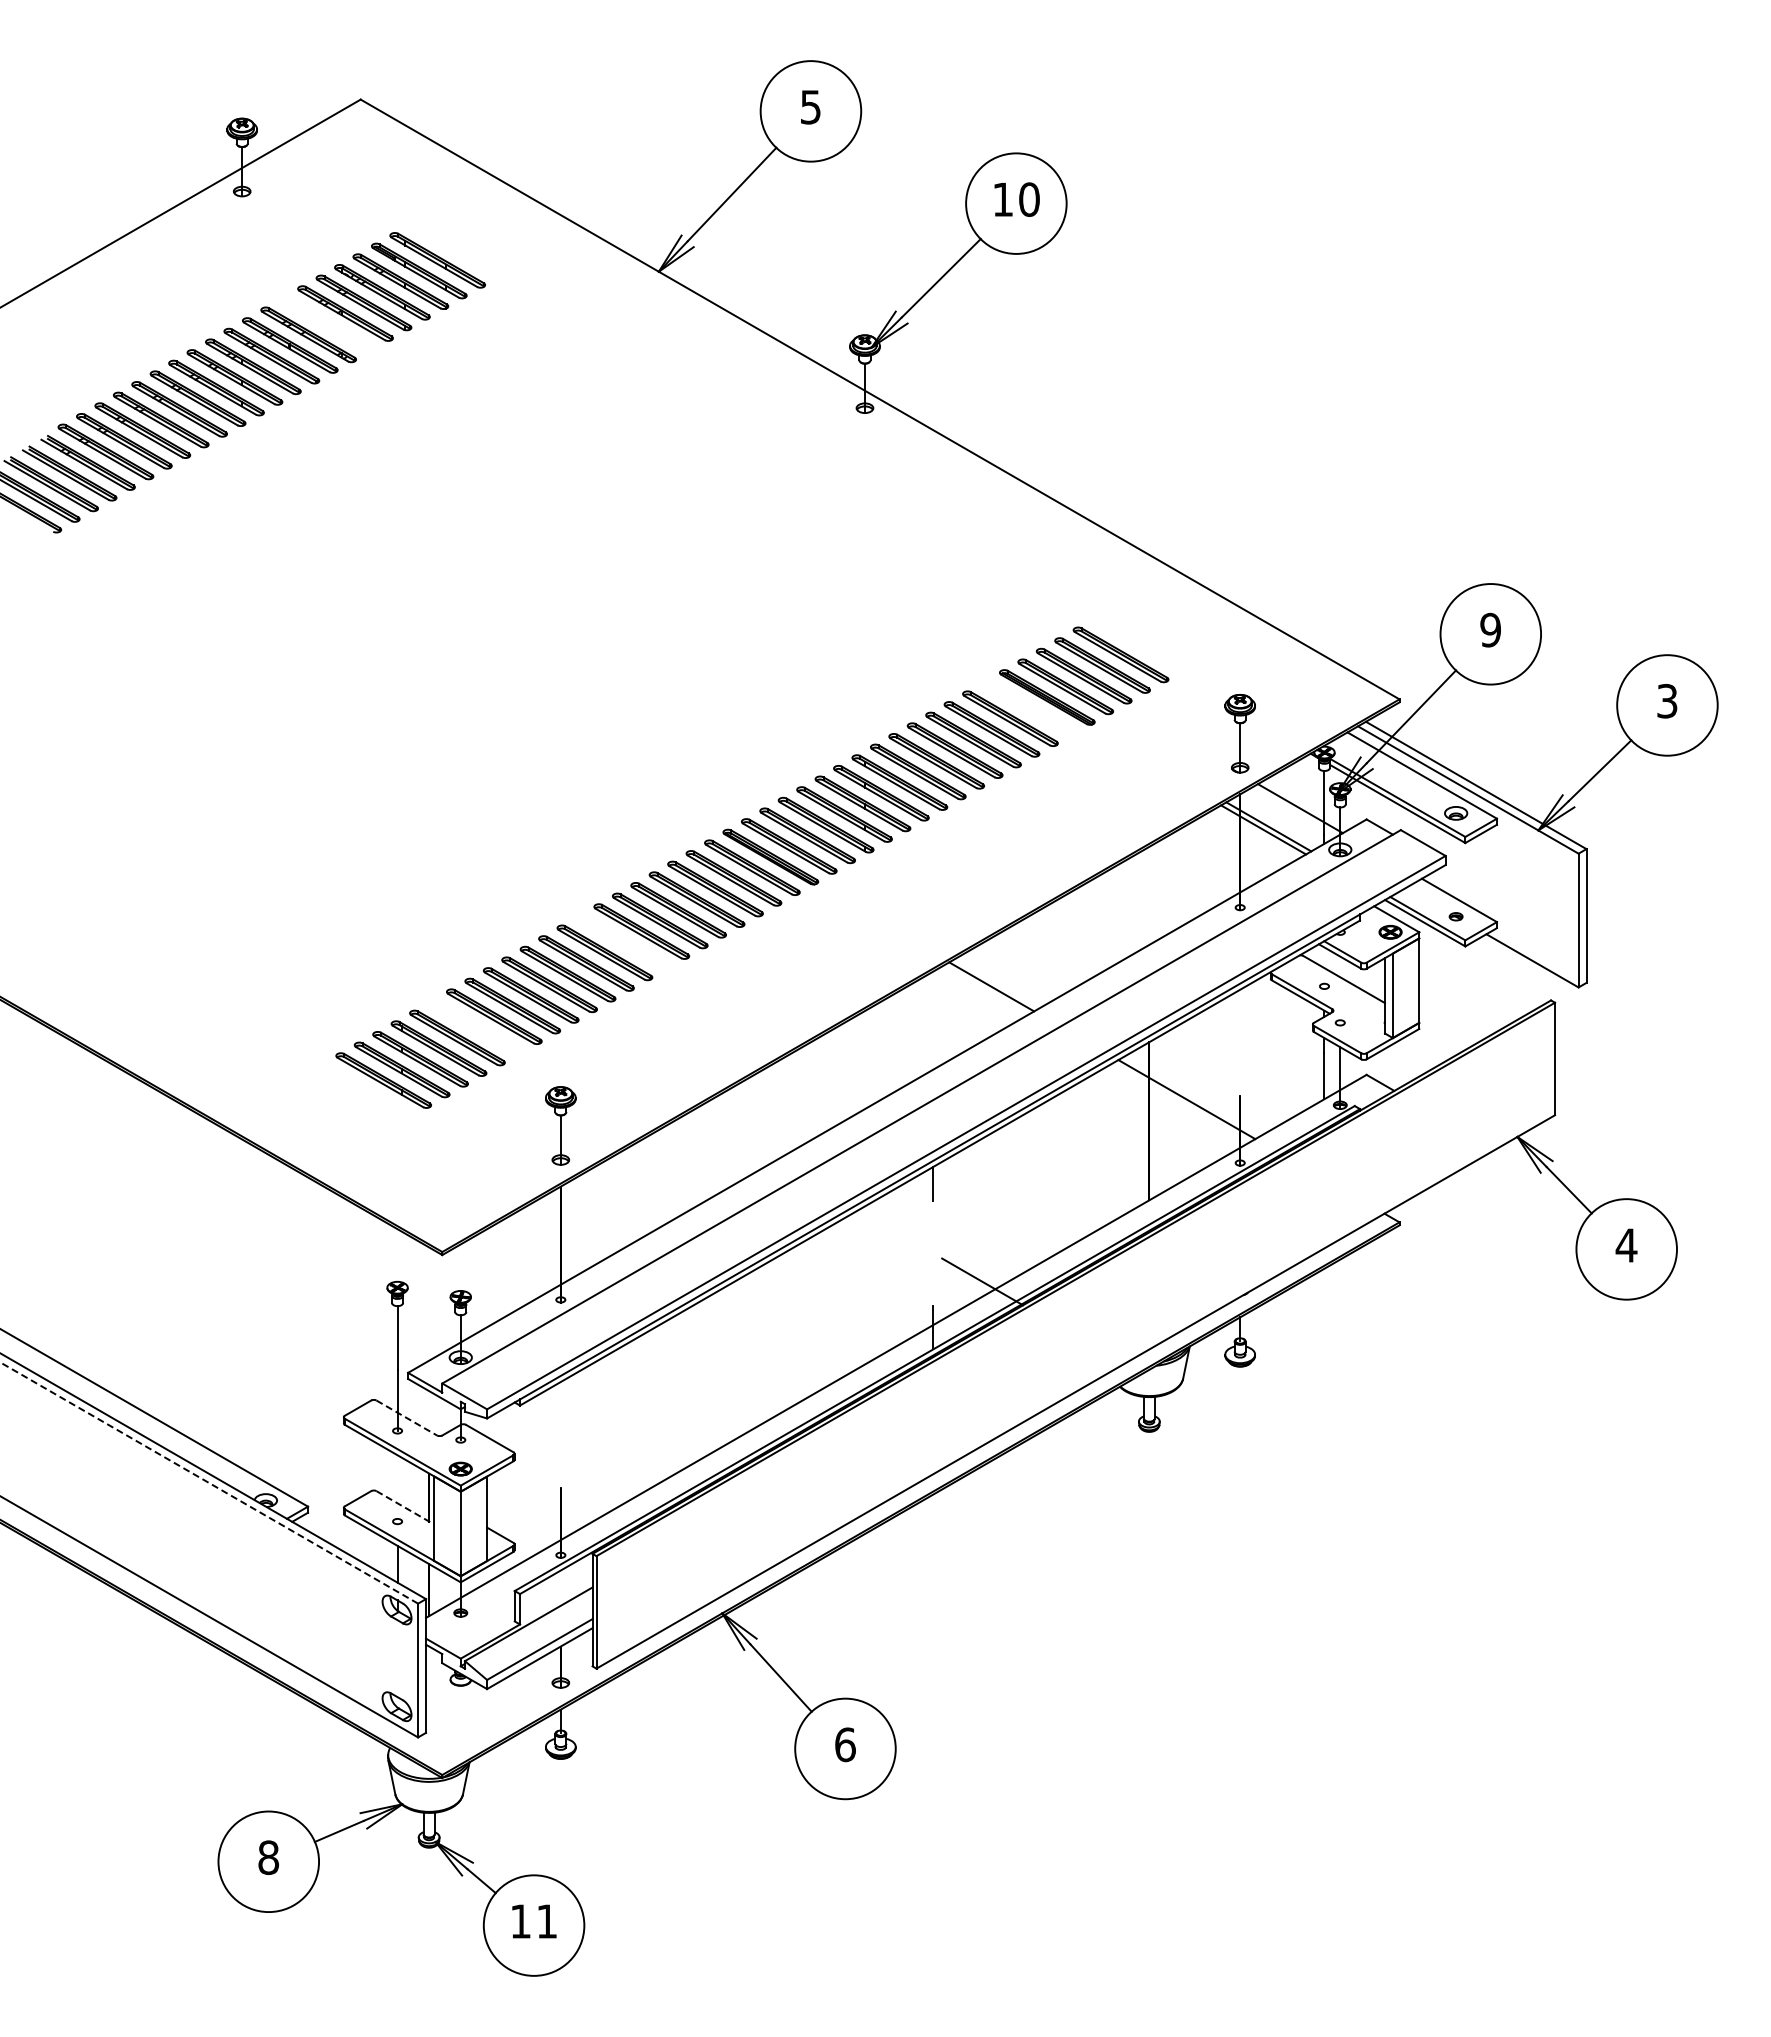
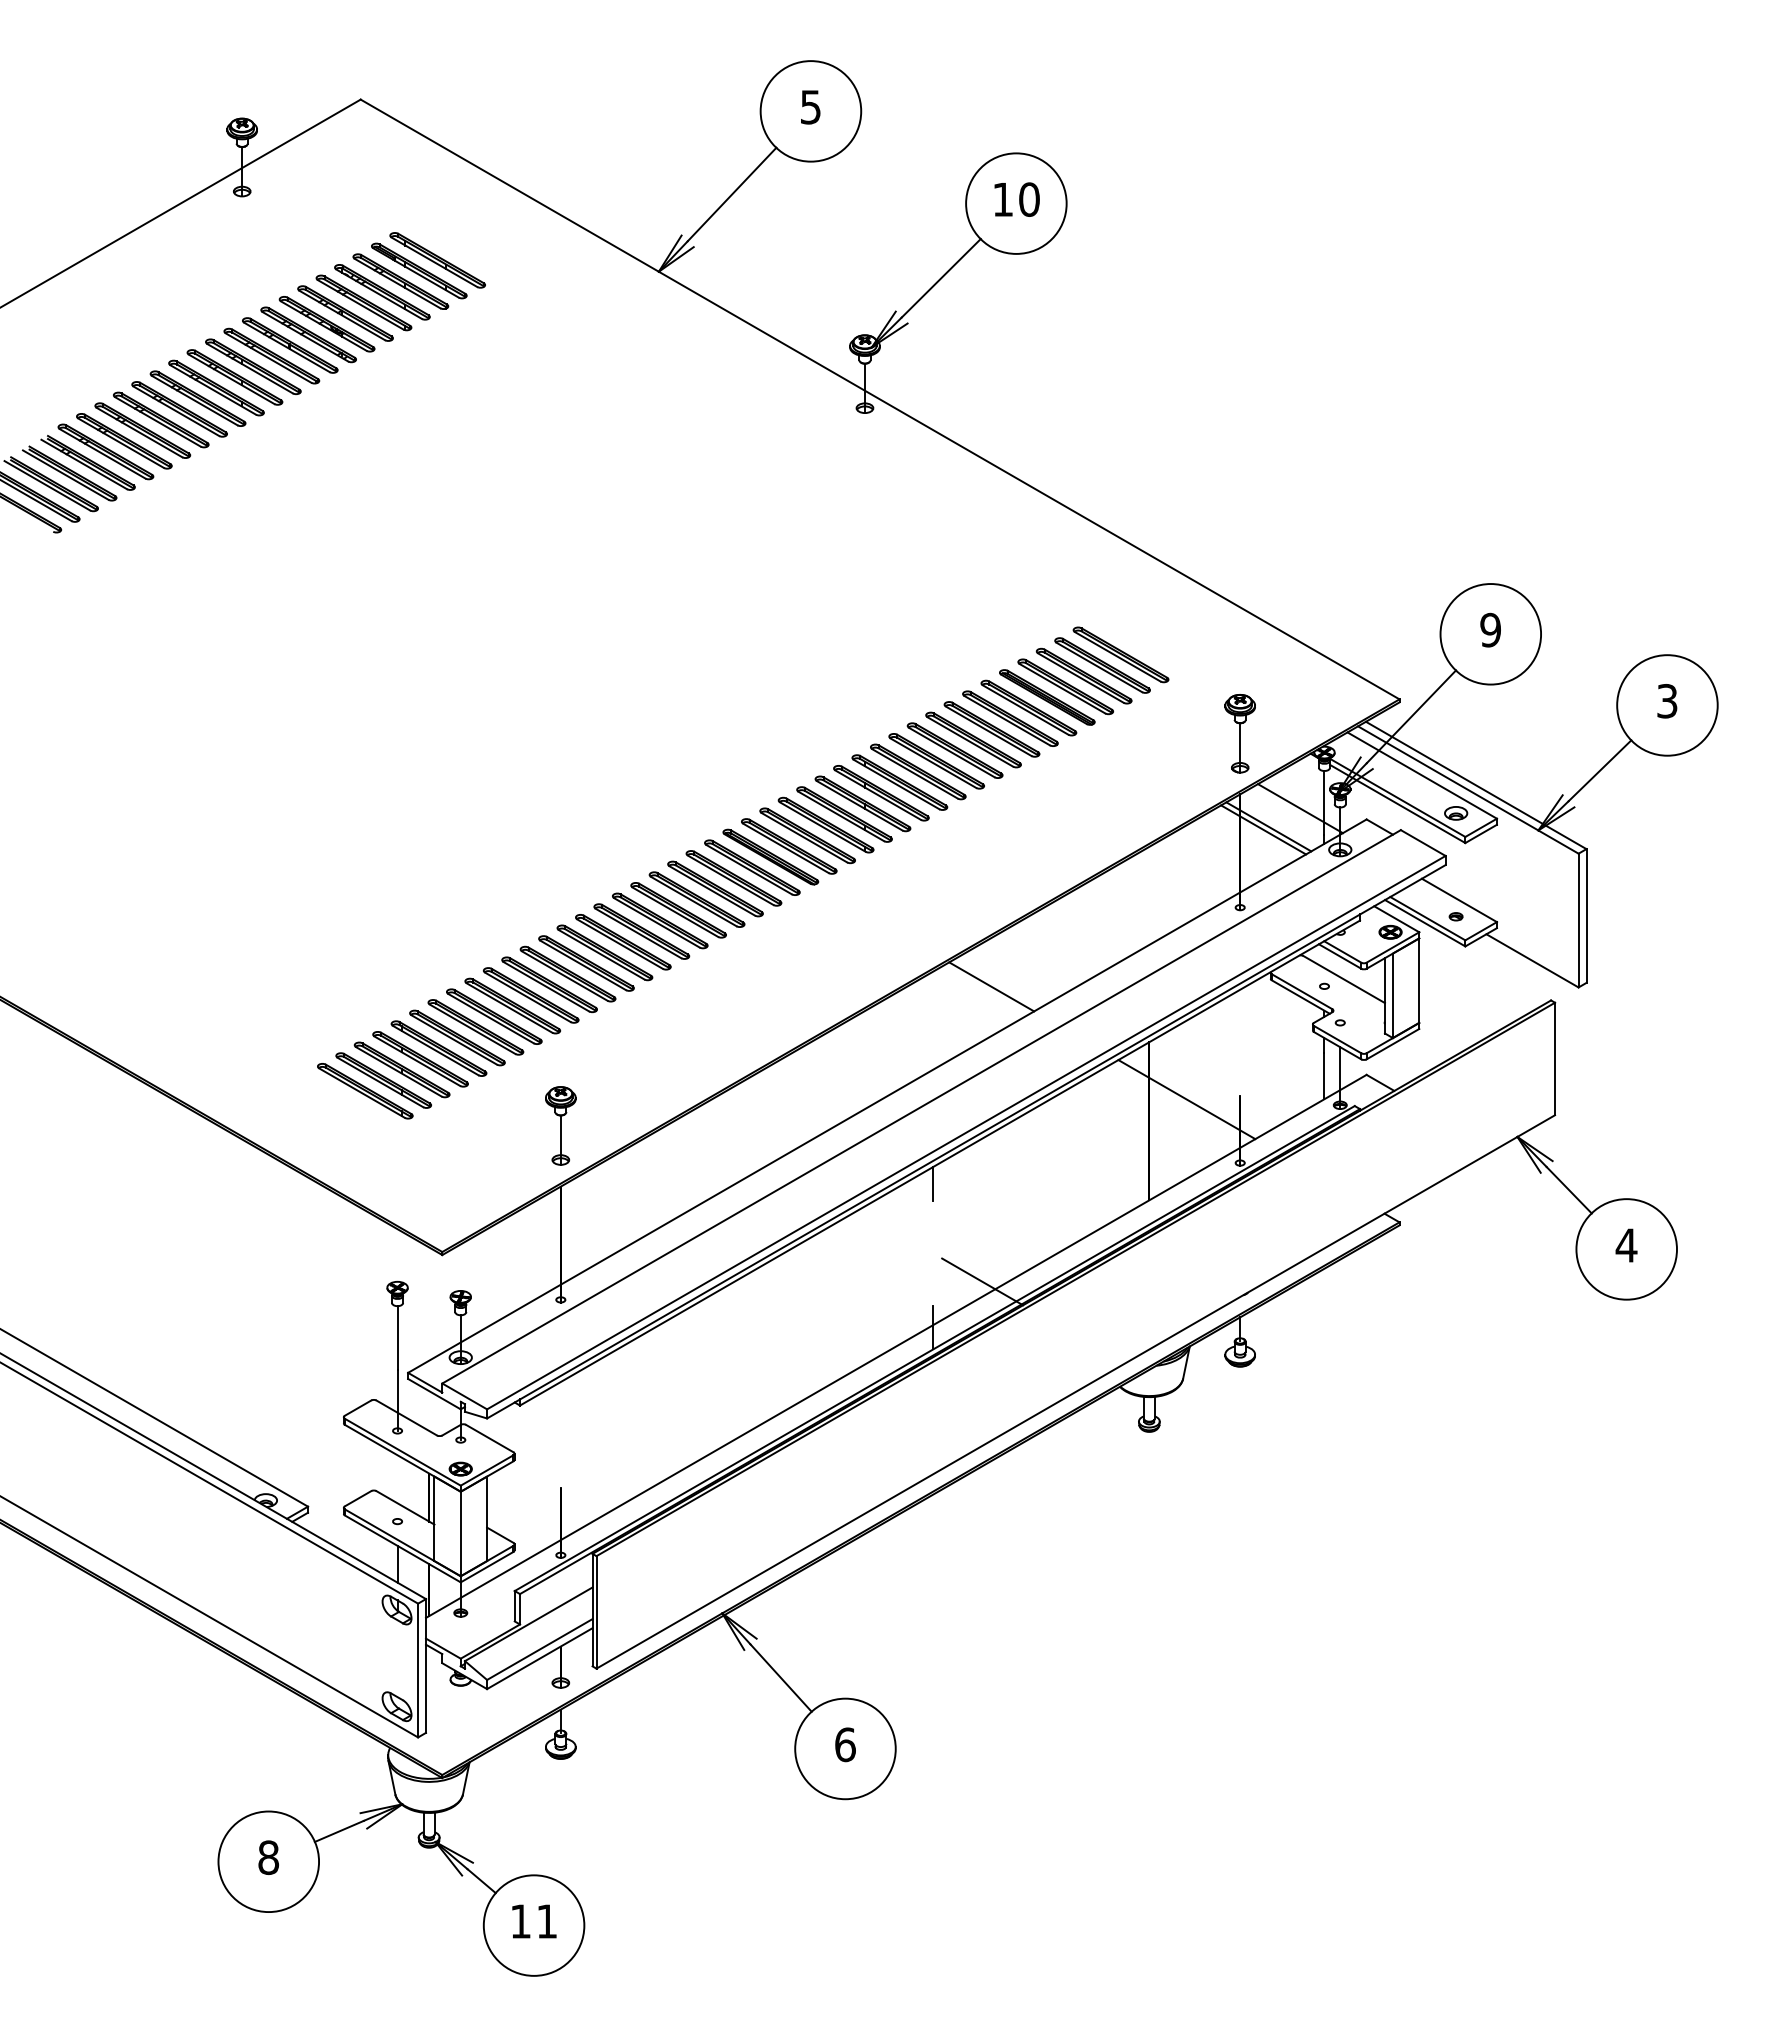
part: none -> present (326, 324)
part: none -> present (1028, 707)
part: none -> present (623, 942)
part: none -> present (475, 1027)
part: none -> present (365, 1091)
line: dashed -> solid (406, 1418)
line: dashed -> solid (209, 1483)
line: dashed -> solid (405, 1508)
